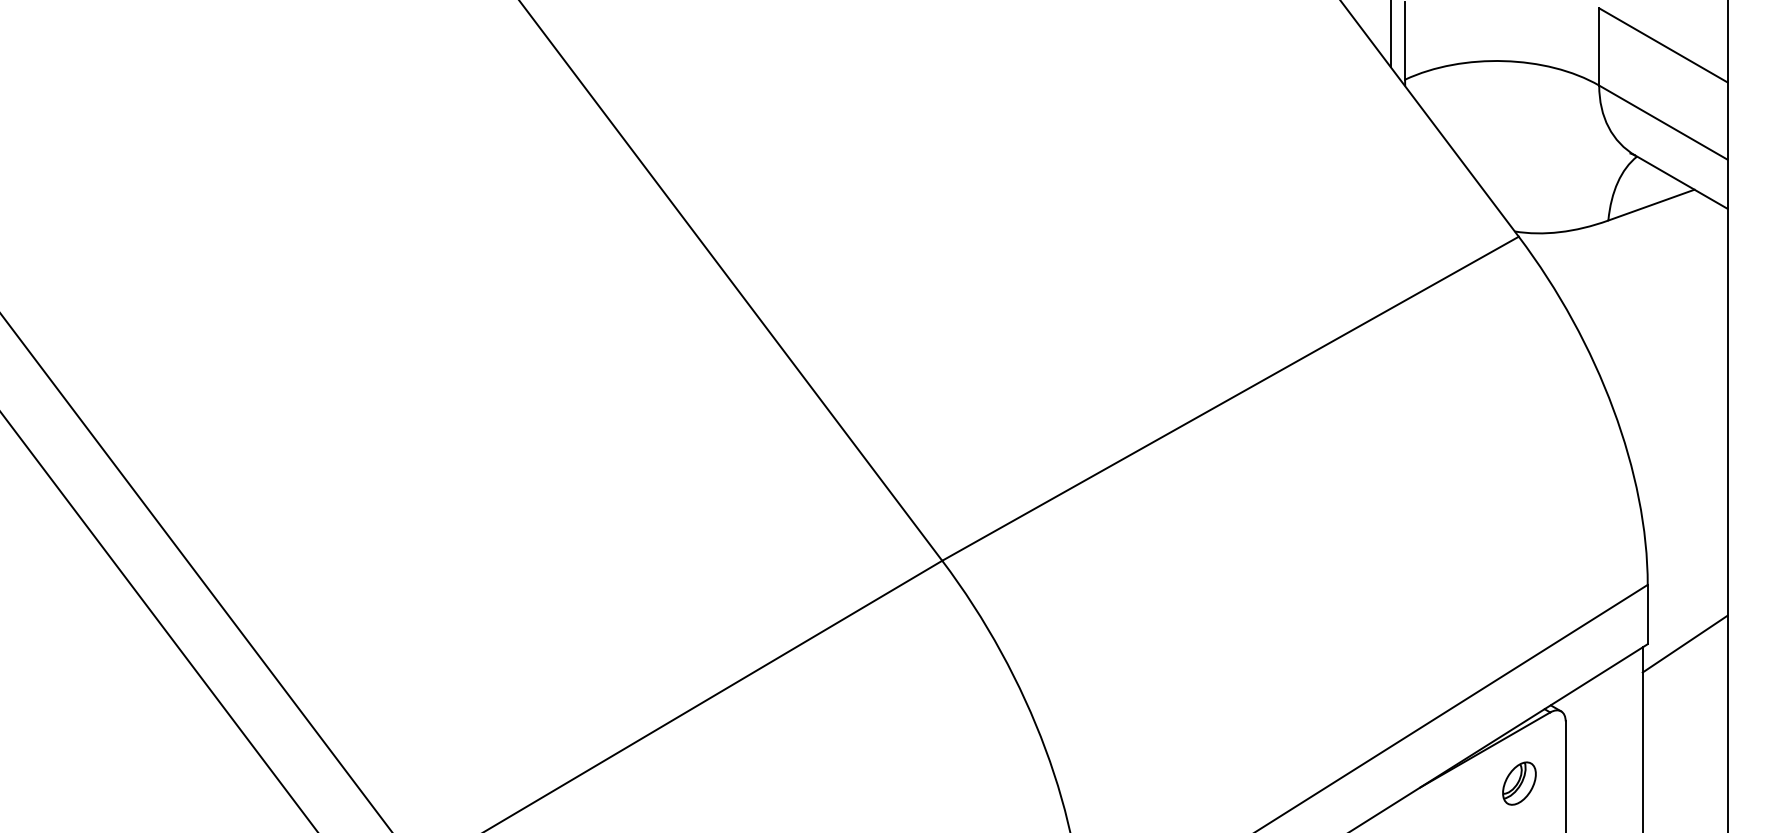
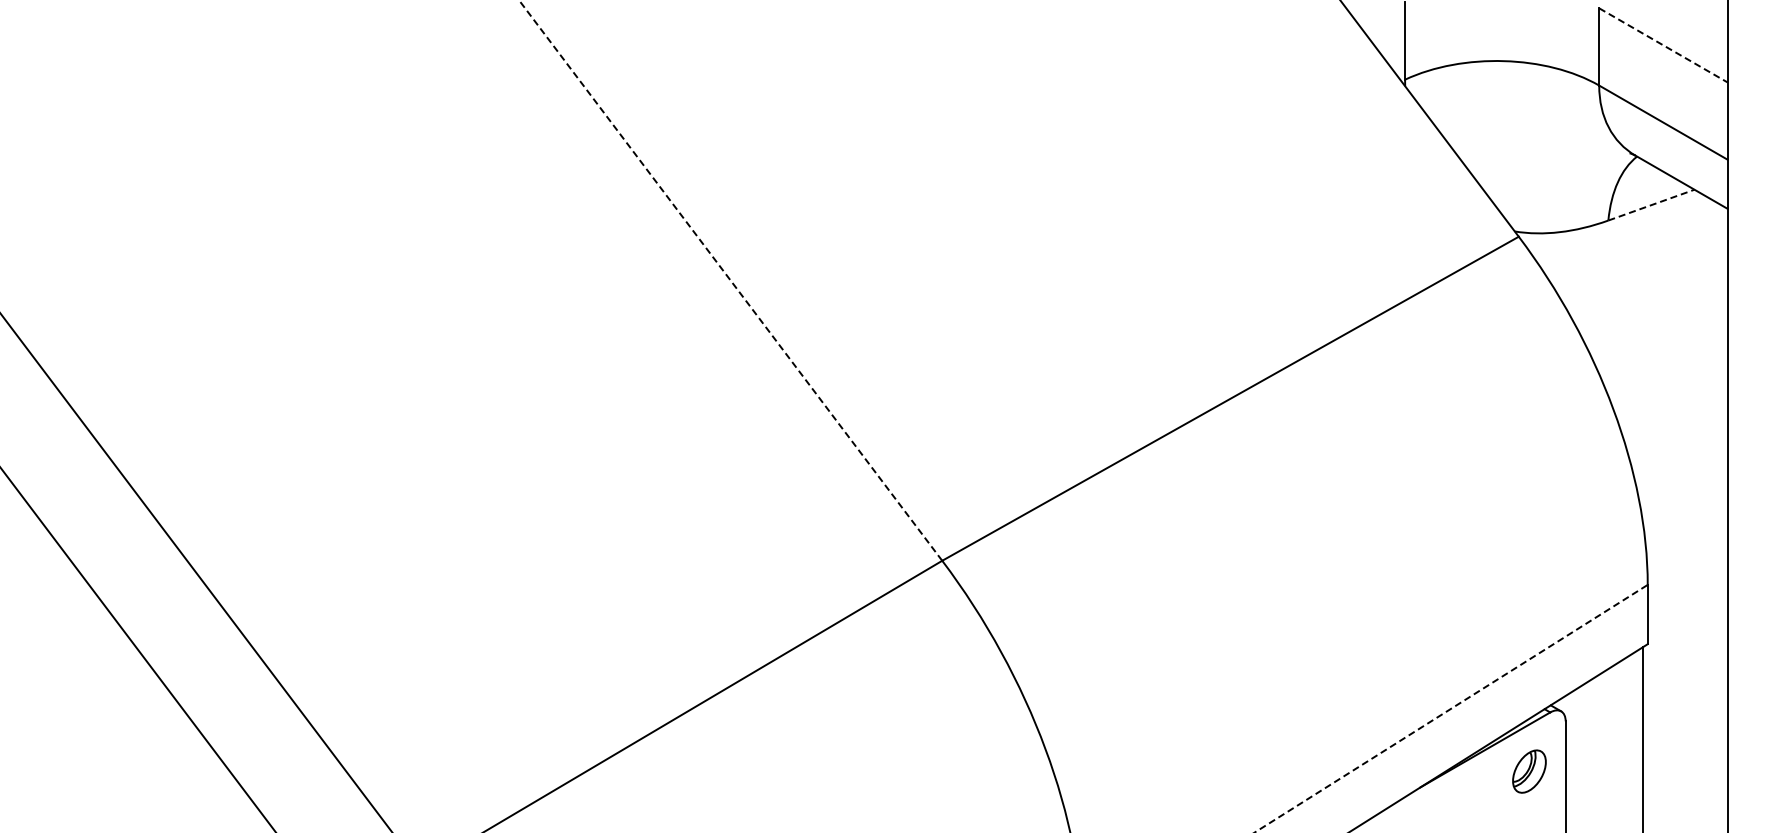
line: present -> none (1390, 34)
line: solid -> dashed (1663, 45)
line: solid -> dashed (1651, 205)
line: solid -> dashed (730, 280)
line position: (158, 621) -> (137, 649) (137, 649)
line: present -> none (1684, 643)
line: solid -> dashed (1451, 708)
part position: (1519, 783) -> (1529, 771) (1529, 771)
